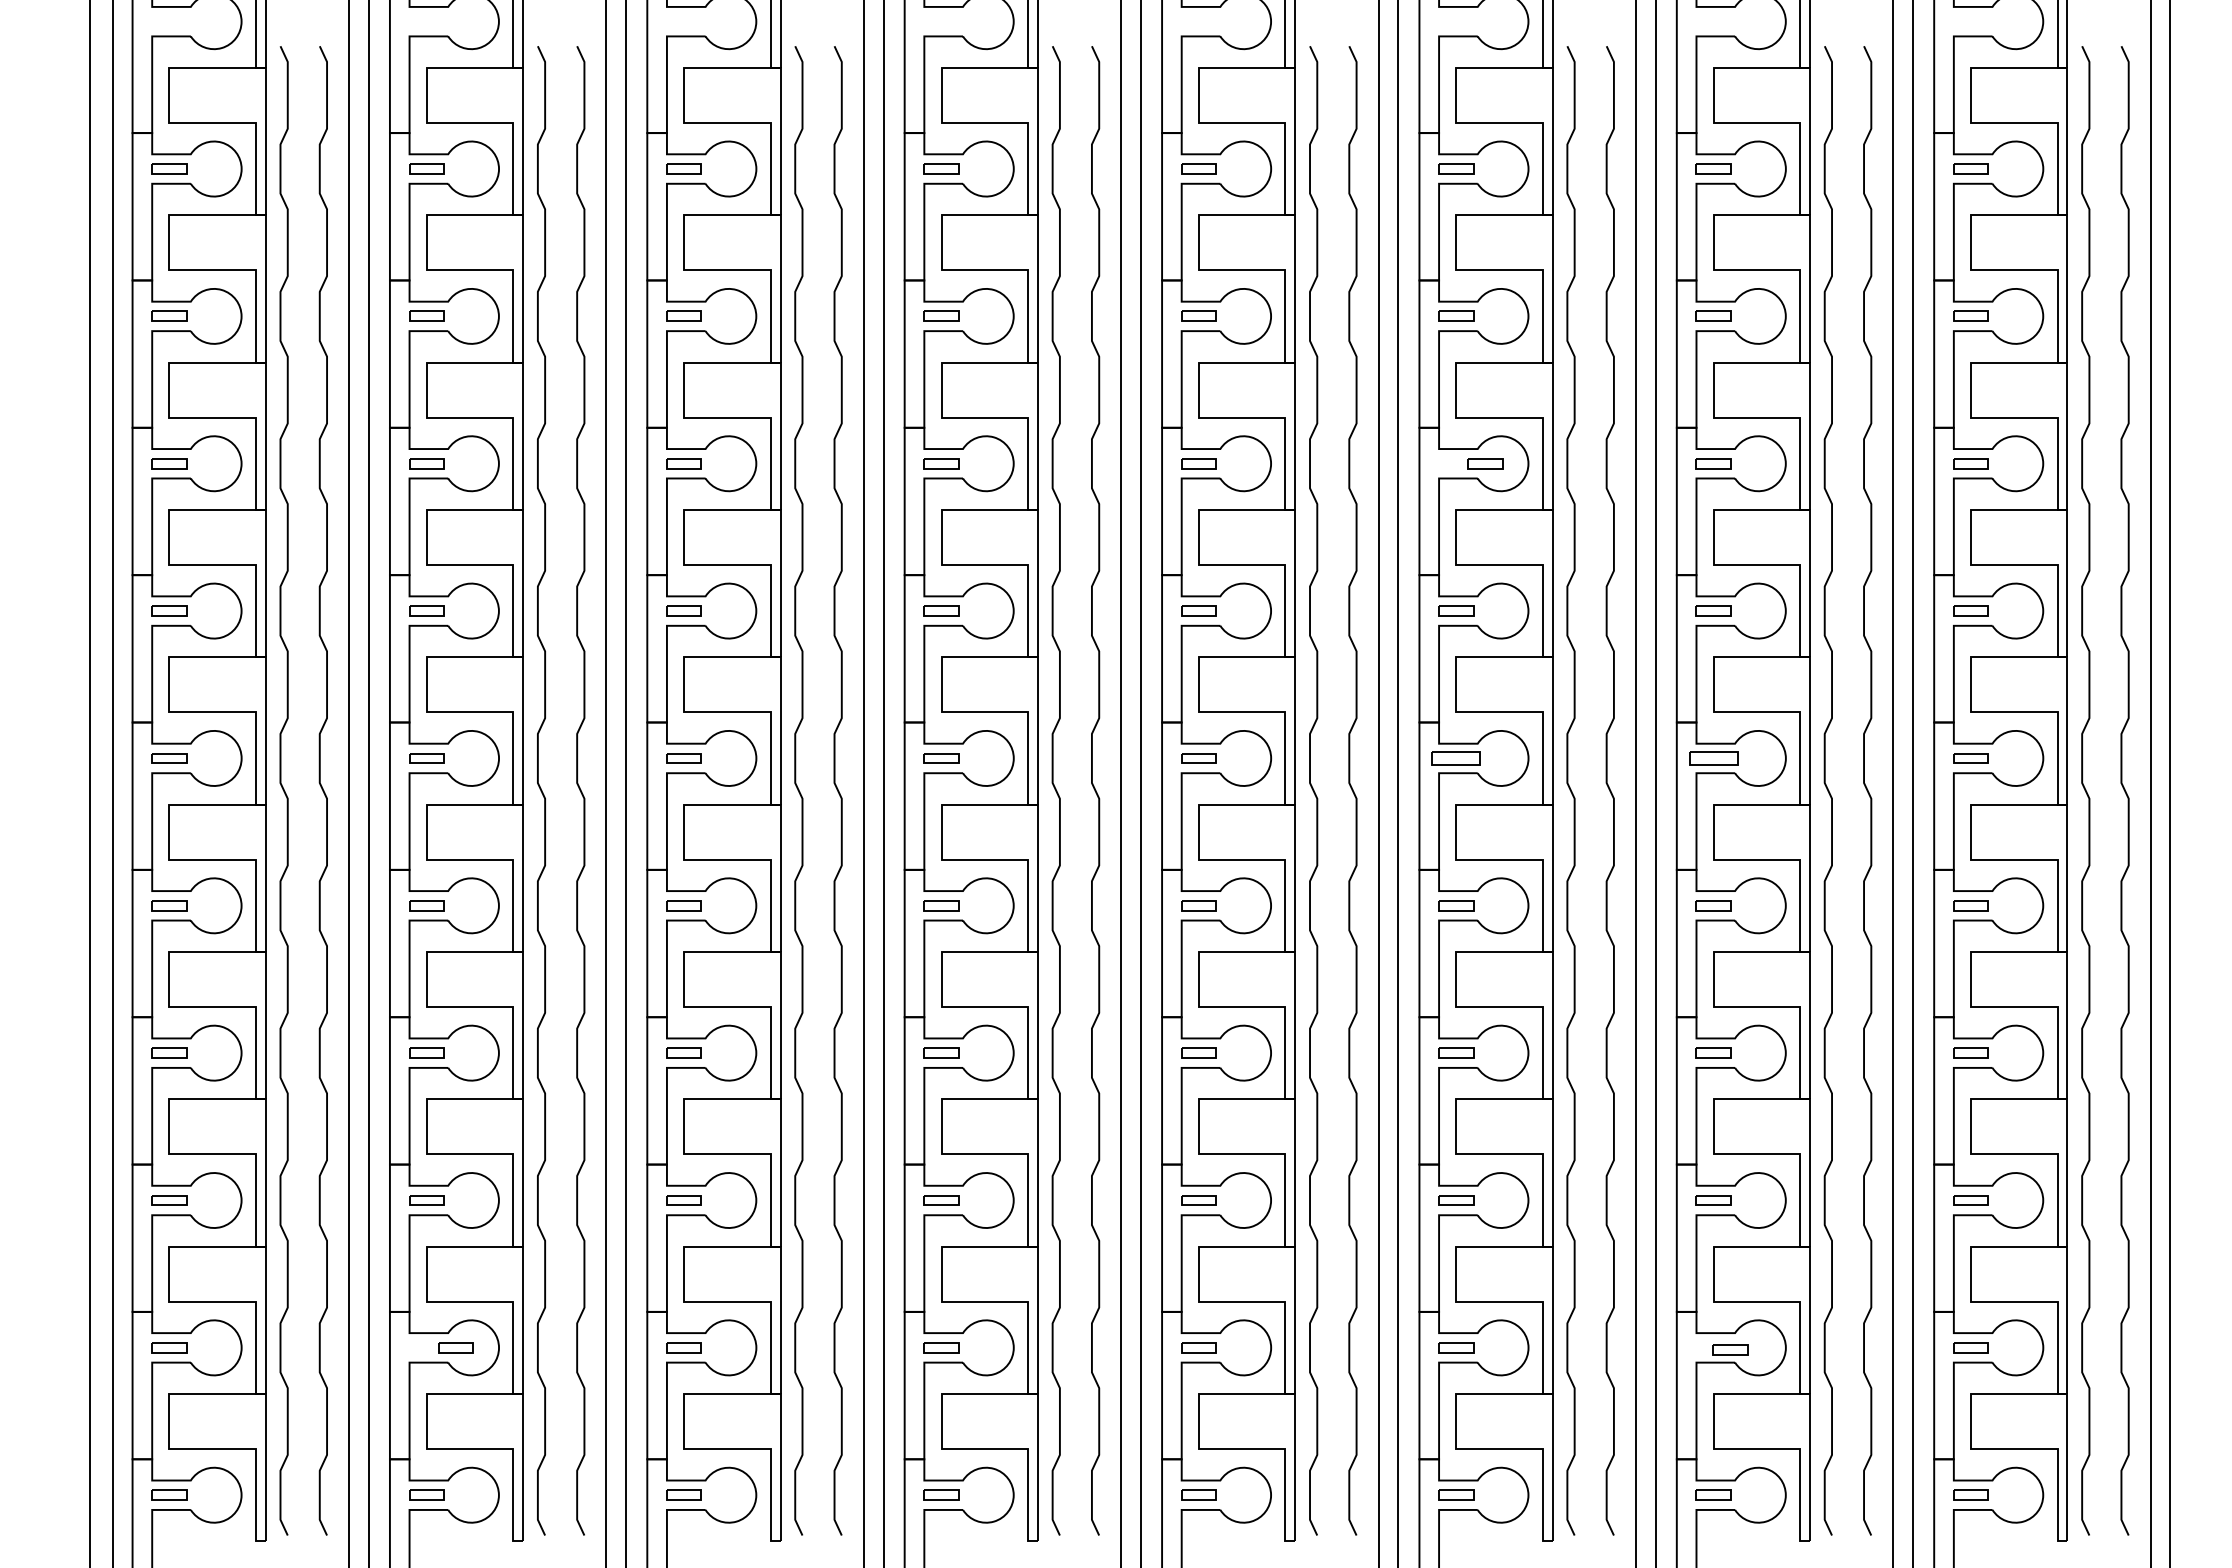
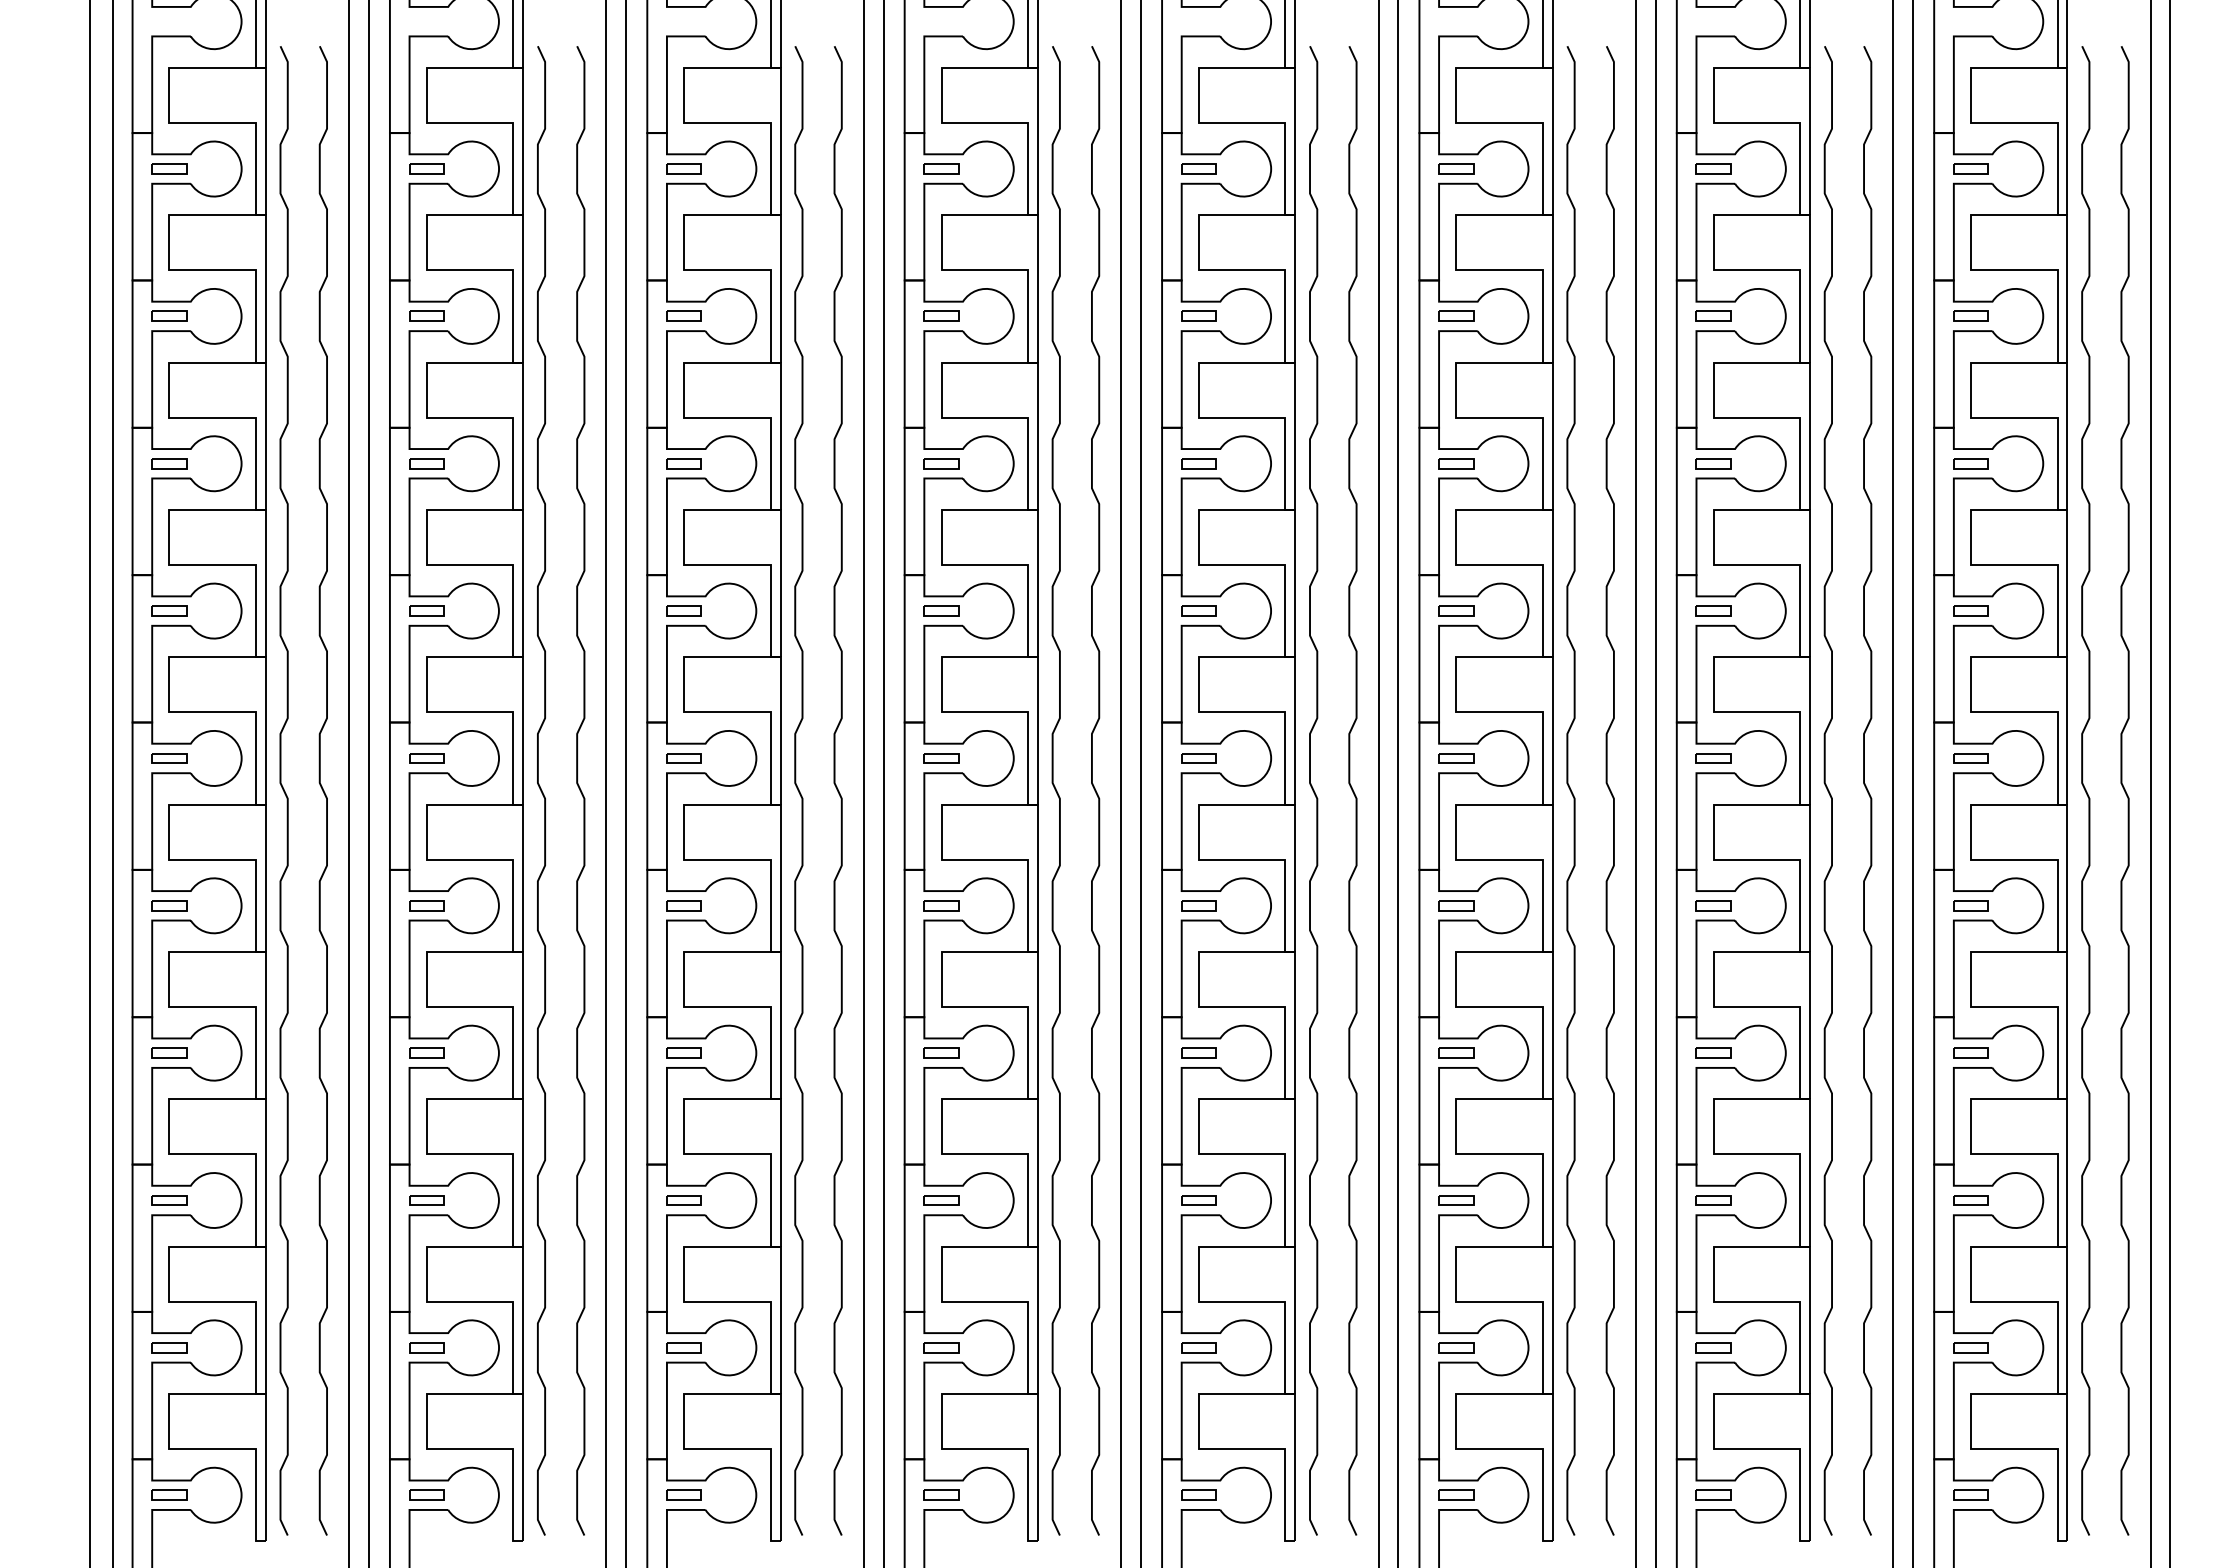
part position: (1485, 463) -> (1456, 463) (1456, 463)
part size: 50x15 px -> 37x11 px (1456, 758)
part size: 50x15 px -> 37x11 px (1713, 758)
part position: (455, 1347) -> (426, 1347) (426, 1347)
part position: (1730, 1349) -> (1713, 1347) (1713, 1347)
